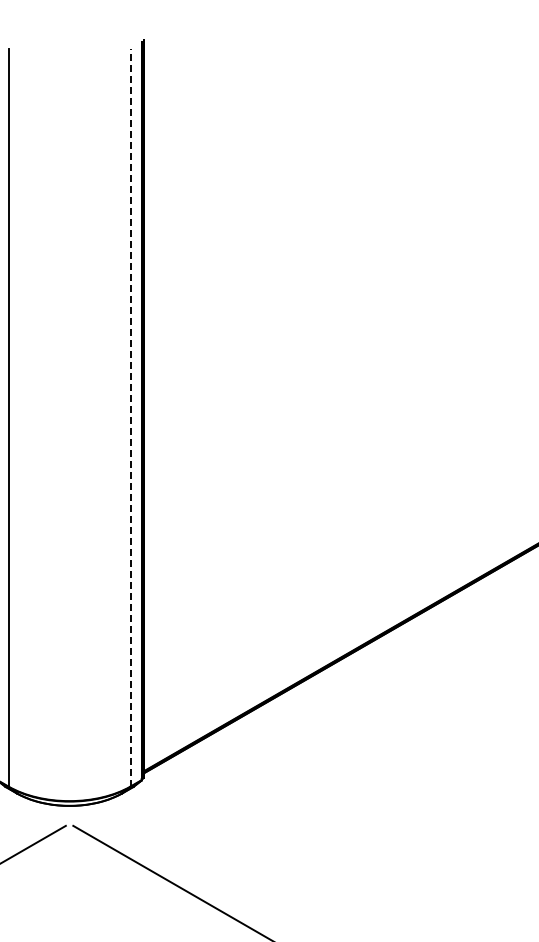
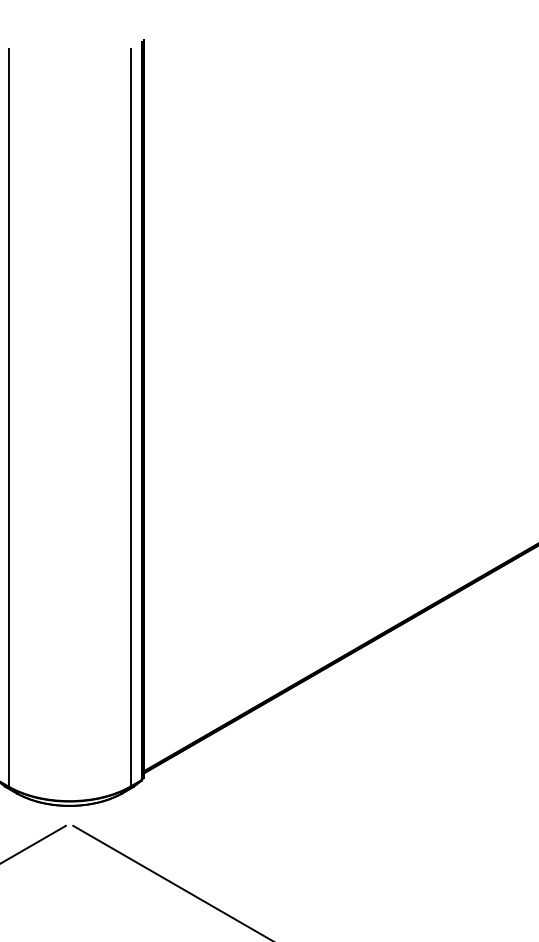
line: dashed -> solid (130, 417)
